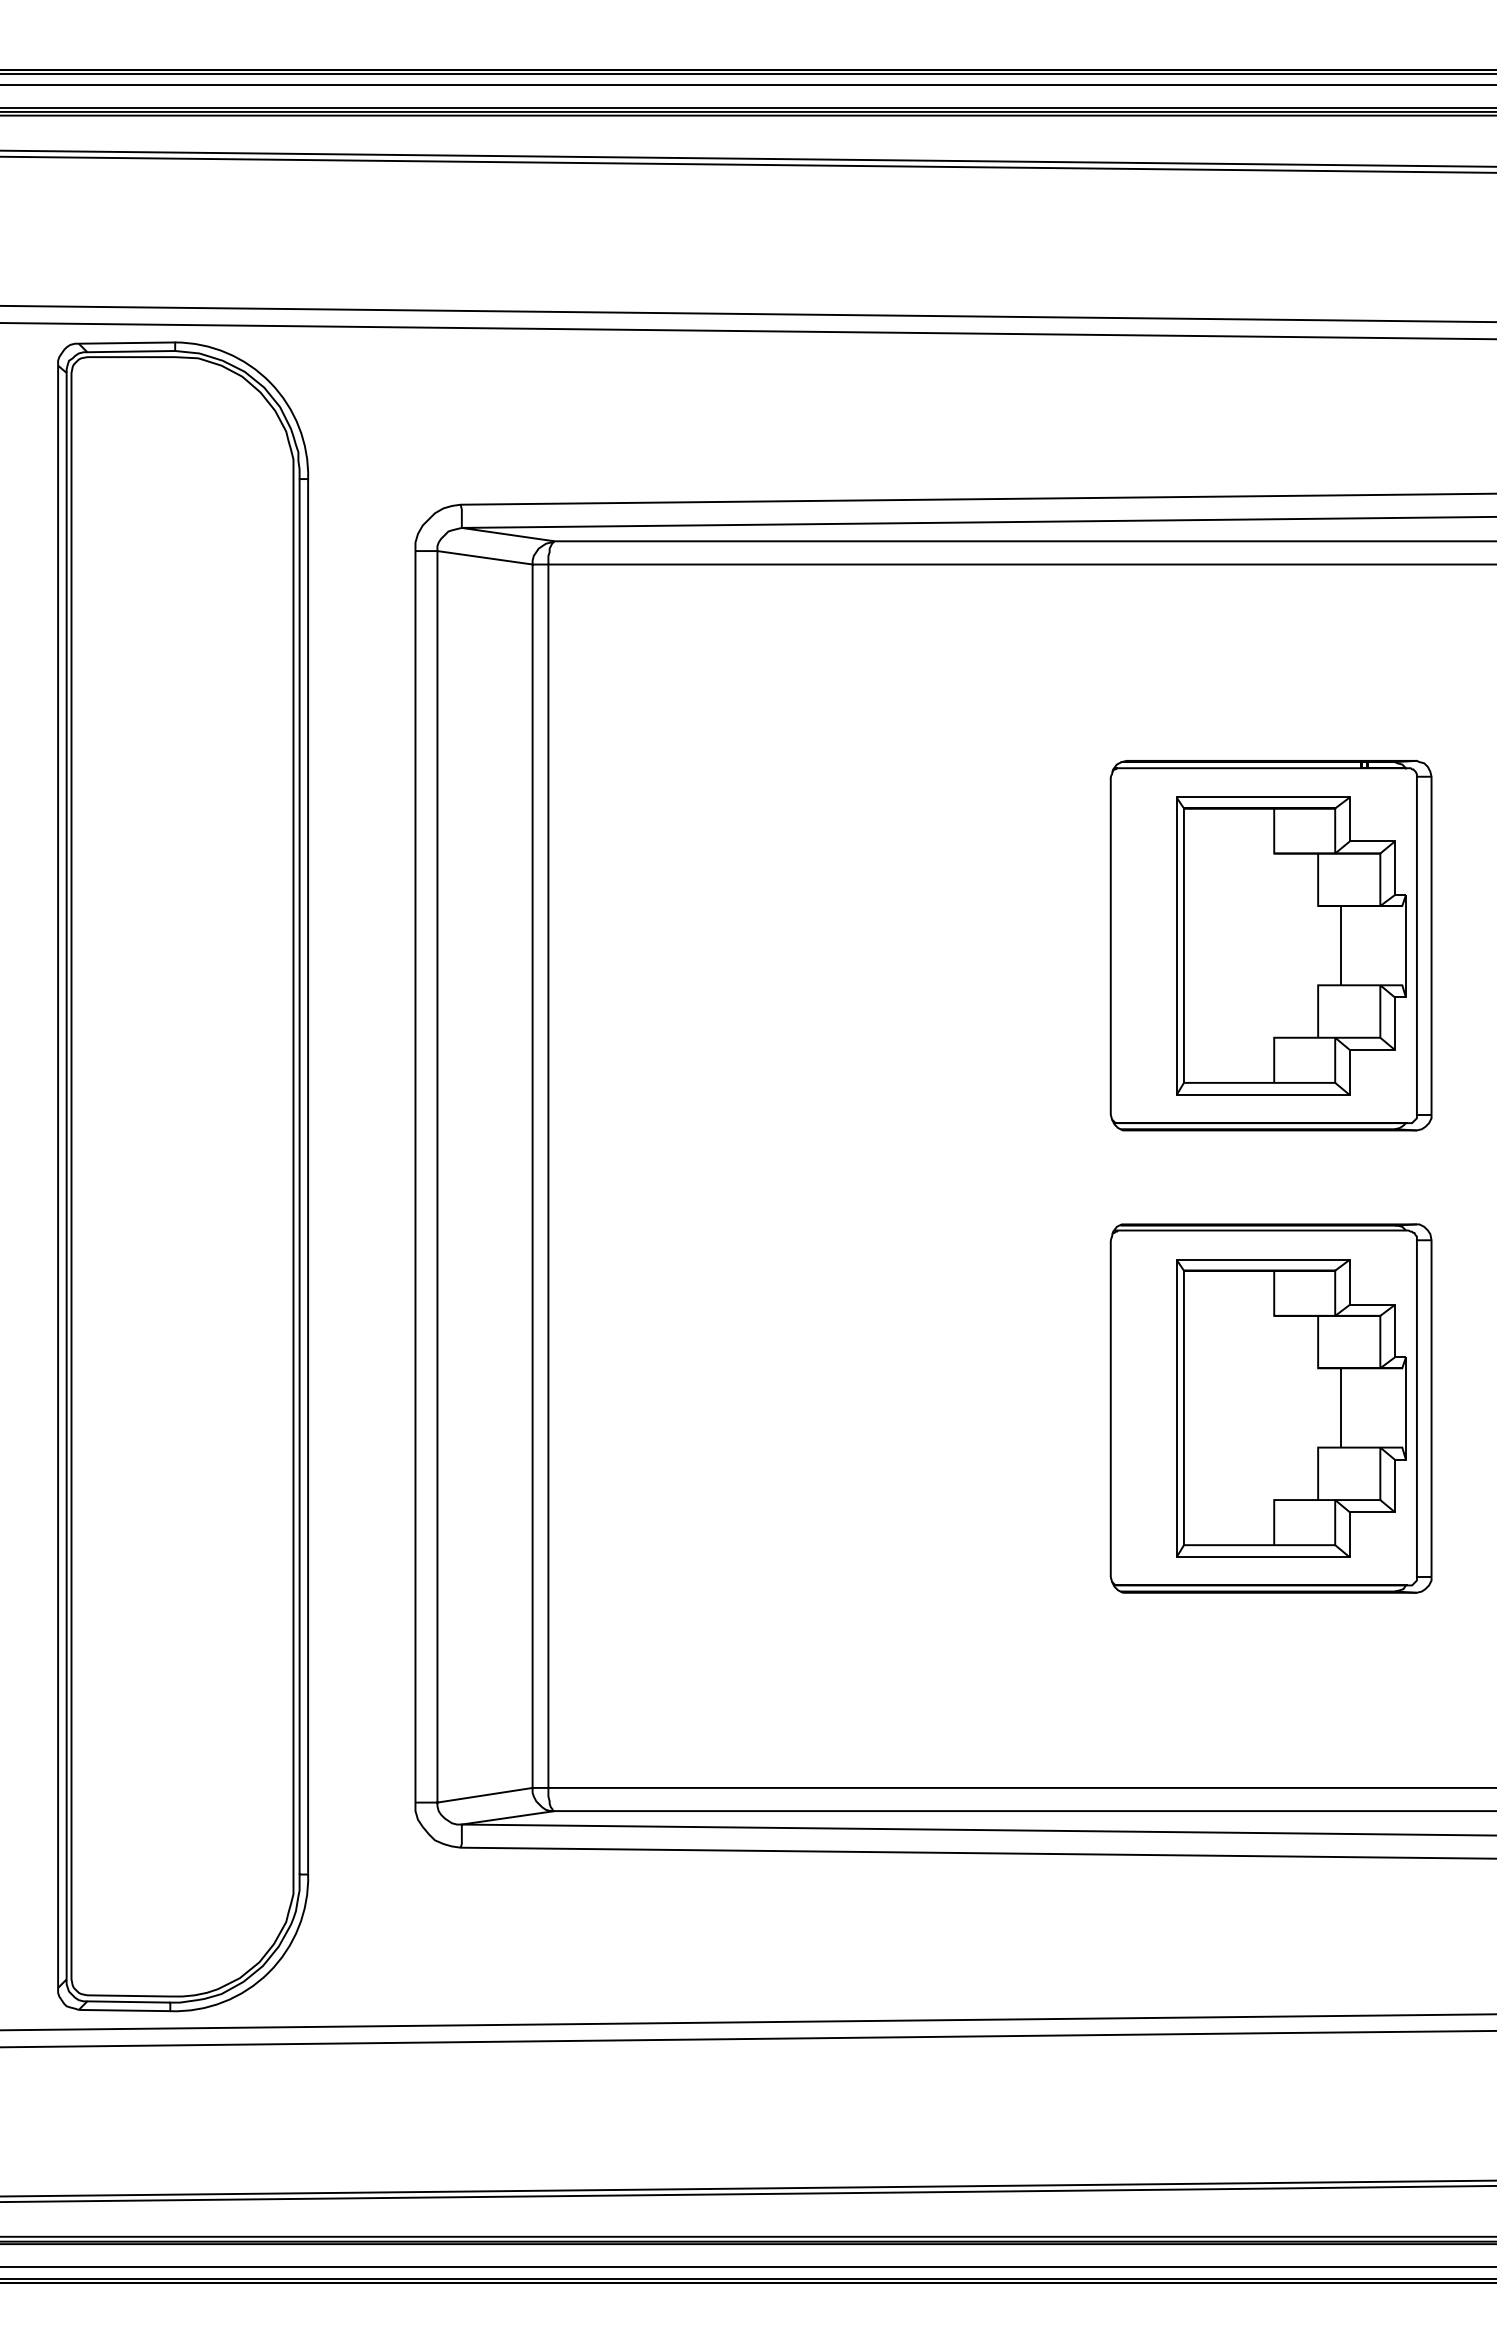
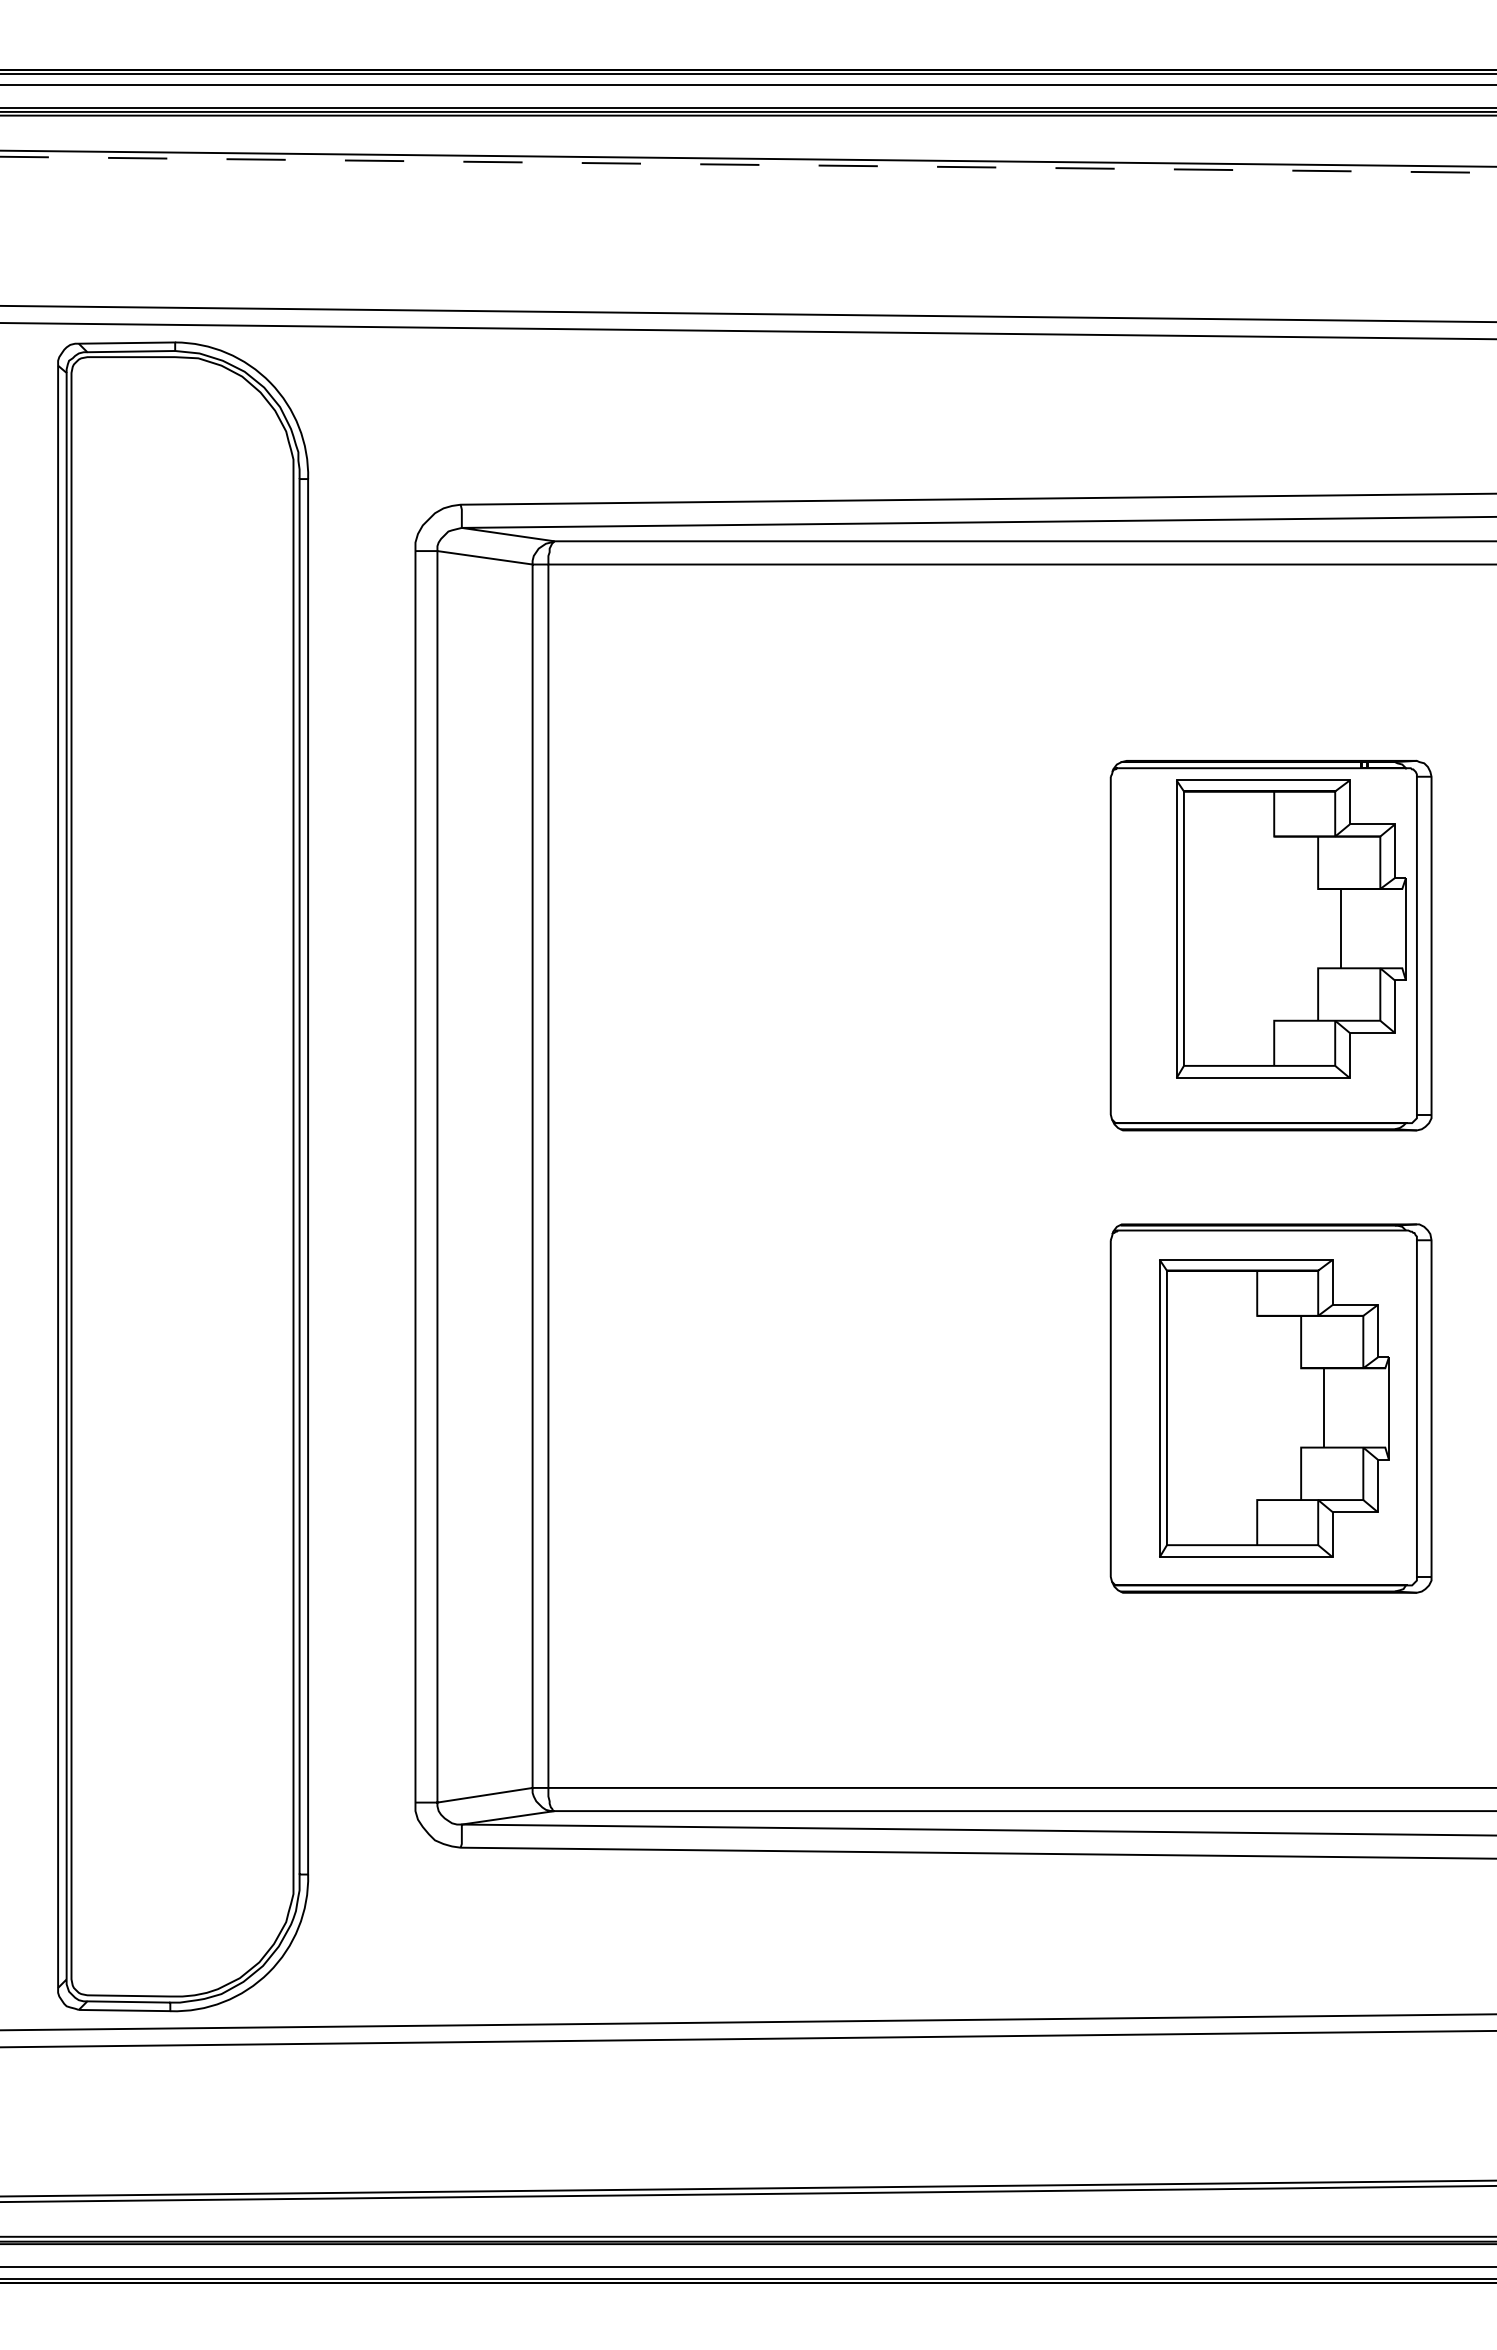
line: solid -> dashed (747, 164)
part position: (1291, 945) -> (1291, 928) (1291, 928)
part position: (1291, 1408) -> (1274, 1408) (1274, 1408)
